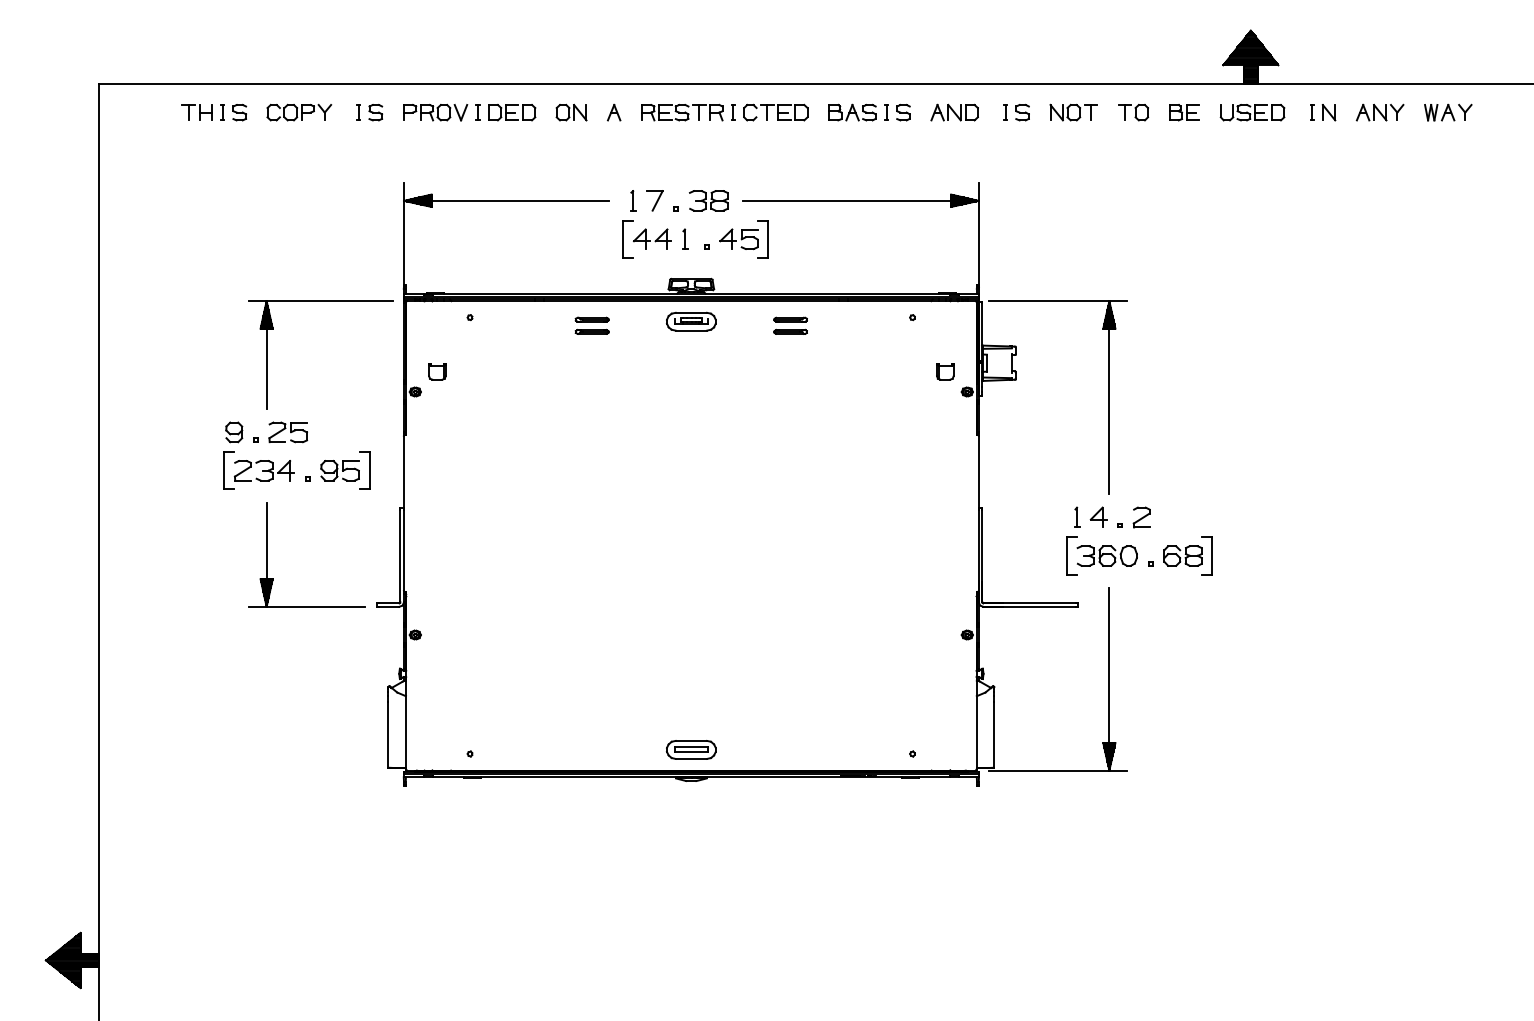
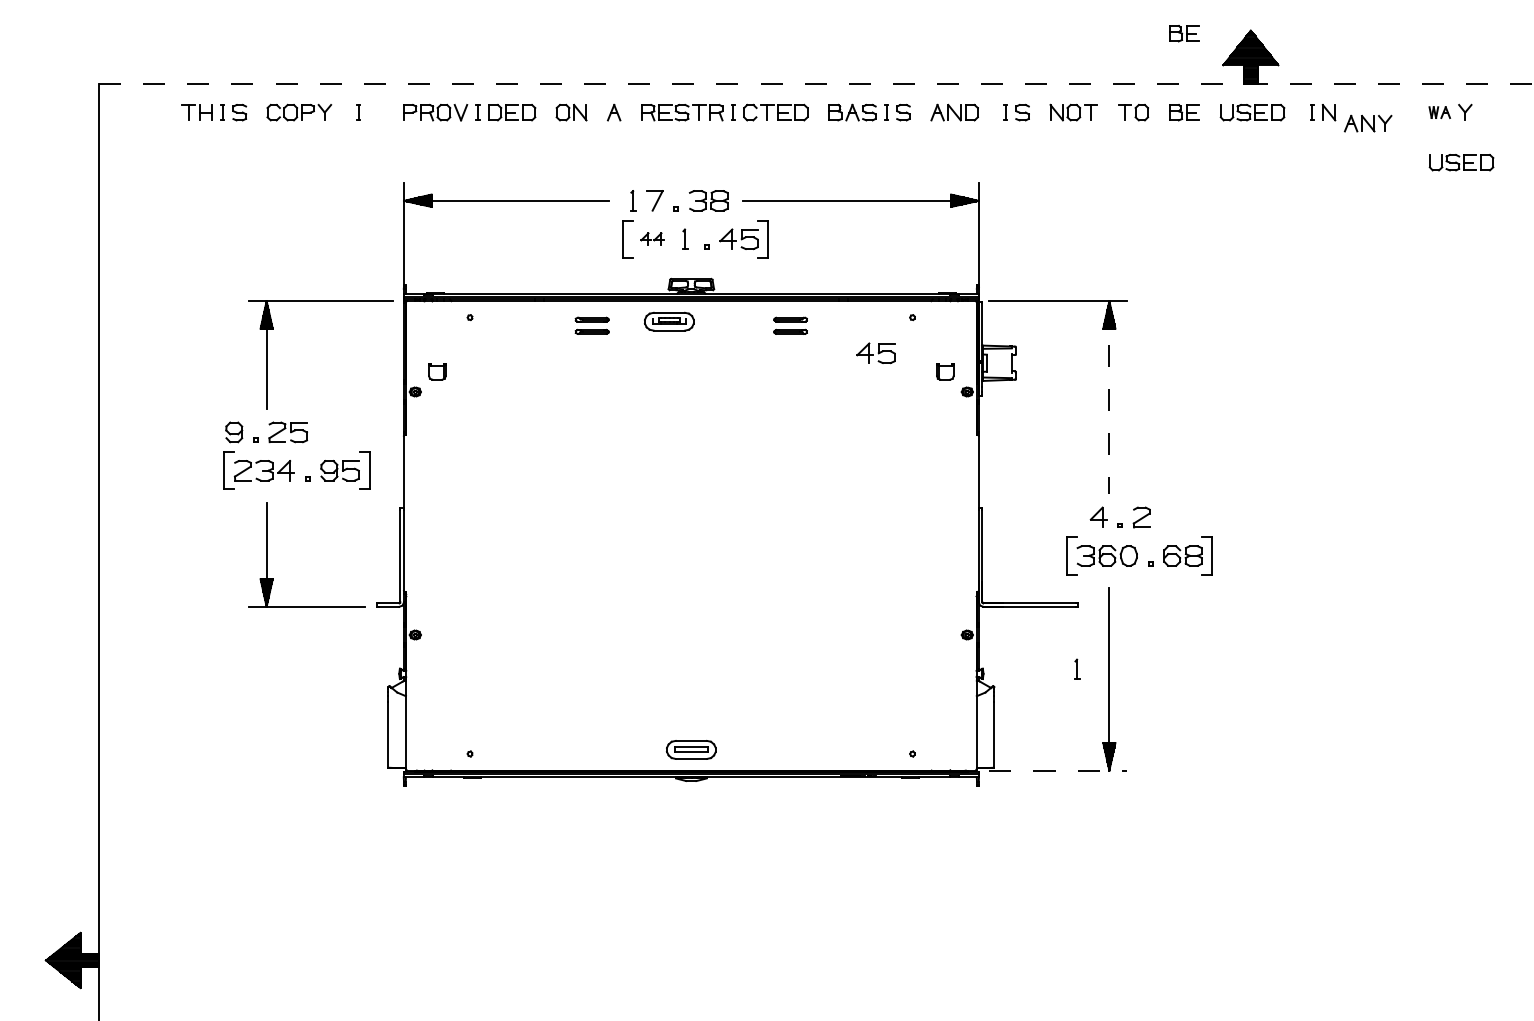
part: none -> present (1184, 33)
line: solid -> dashed (816, 83)
part: present -> none (375, 112)
part position: (1379, 112) -> (1367, 123) (1367, 123)
part size: 32x19 px -> 24x13 px (1439, 112)
part: none -> present (1461, 162)
part size: 39x22 px -> 25x14 px (652, 238)
part position: (691, 321) -> (669, 321) (669, 321)
part: none -> present (875, 353)
line: solid -> dashed (1109, 397)
part position: (1077, 516) -> (1077, 668) (1077, 668)
line: solid -> dashed (1058, 770)
